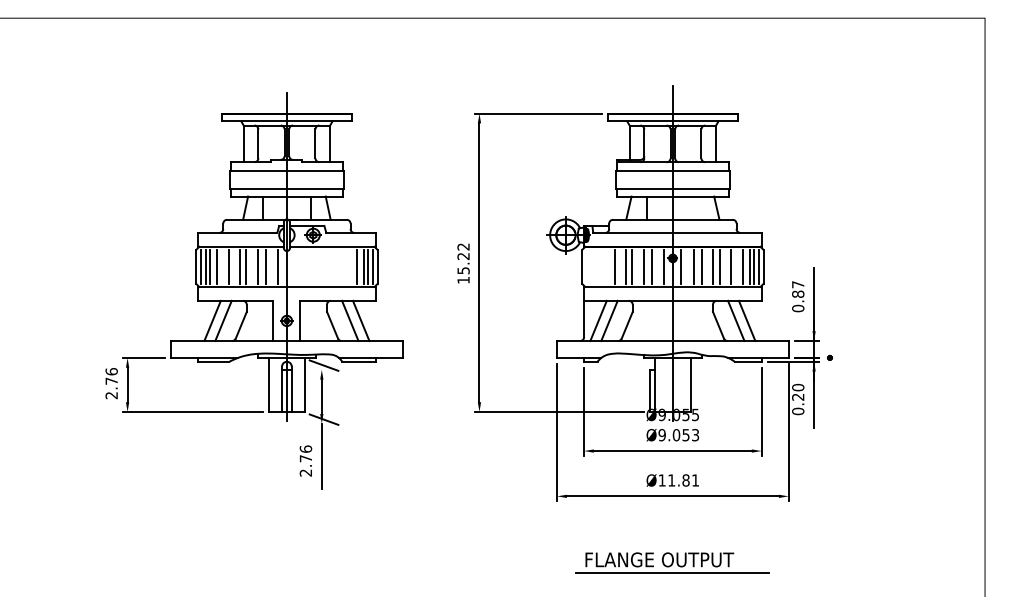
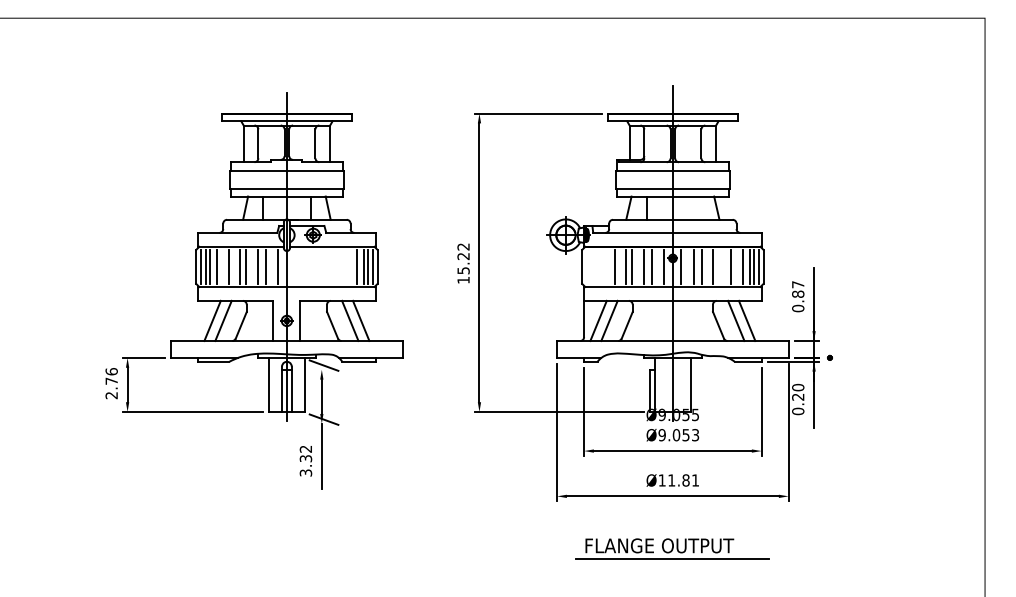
line: present -> none (720, 266)
text: 2.76 -> 3.32 (305, 460)
part position: (672, 562) -> (672, 548) (672, 548)
